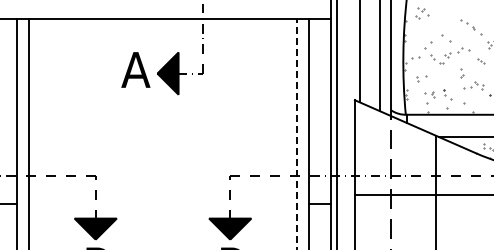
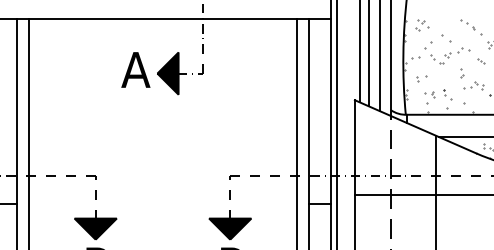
part position: (422, 13) -> (422, 25) (422, 25)
line: none -> present (368, 54)
line: dashed -> solid (296, 134)
